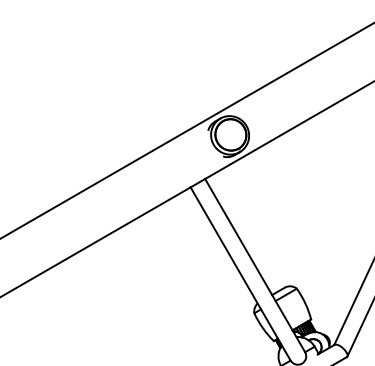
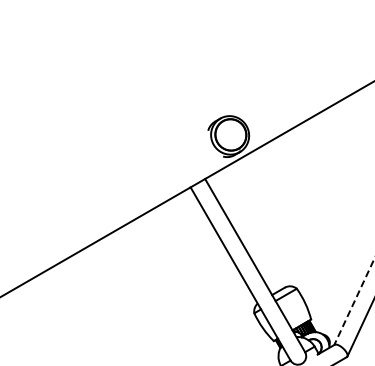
line: present -> none (186, 130)
line: solid -> dashed (354, 301)
